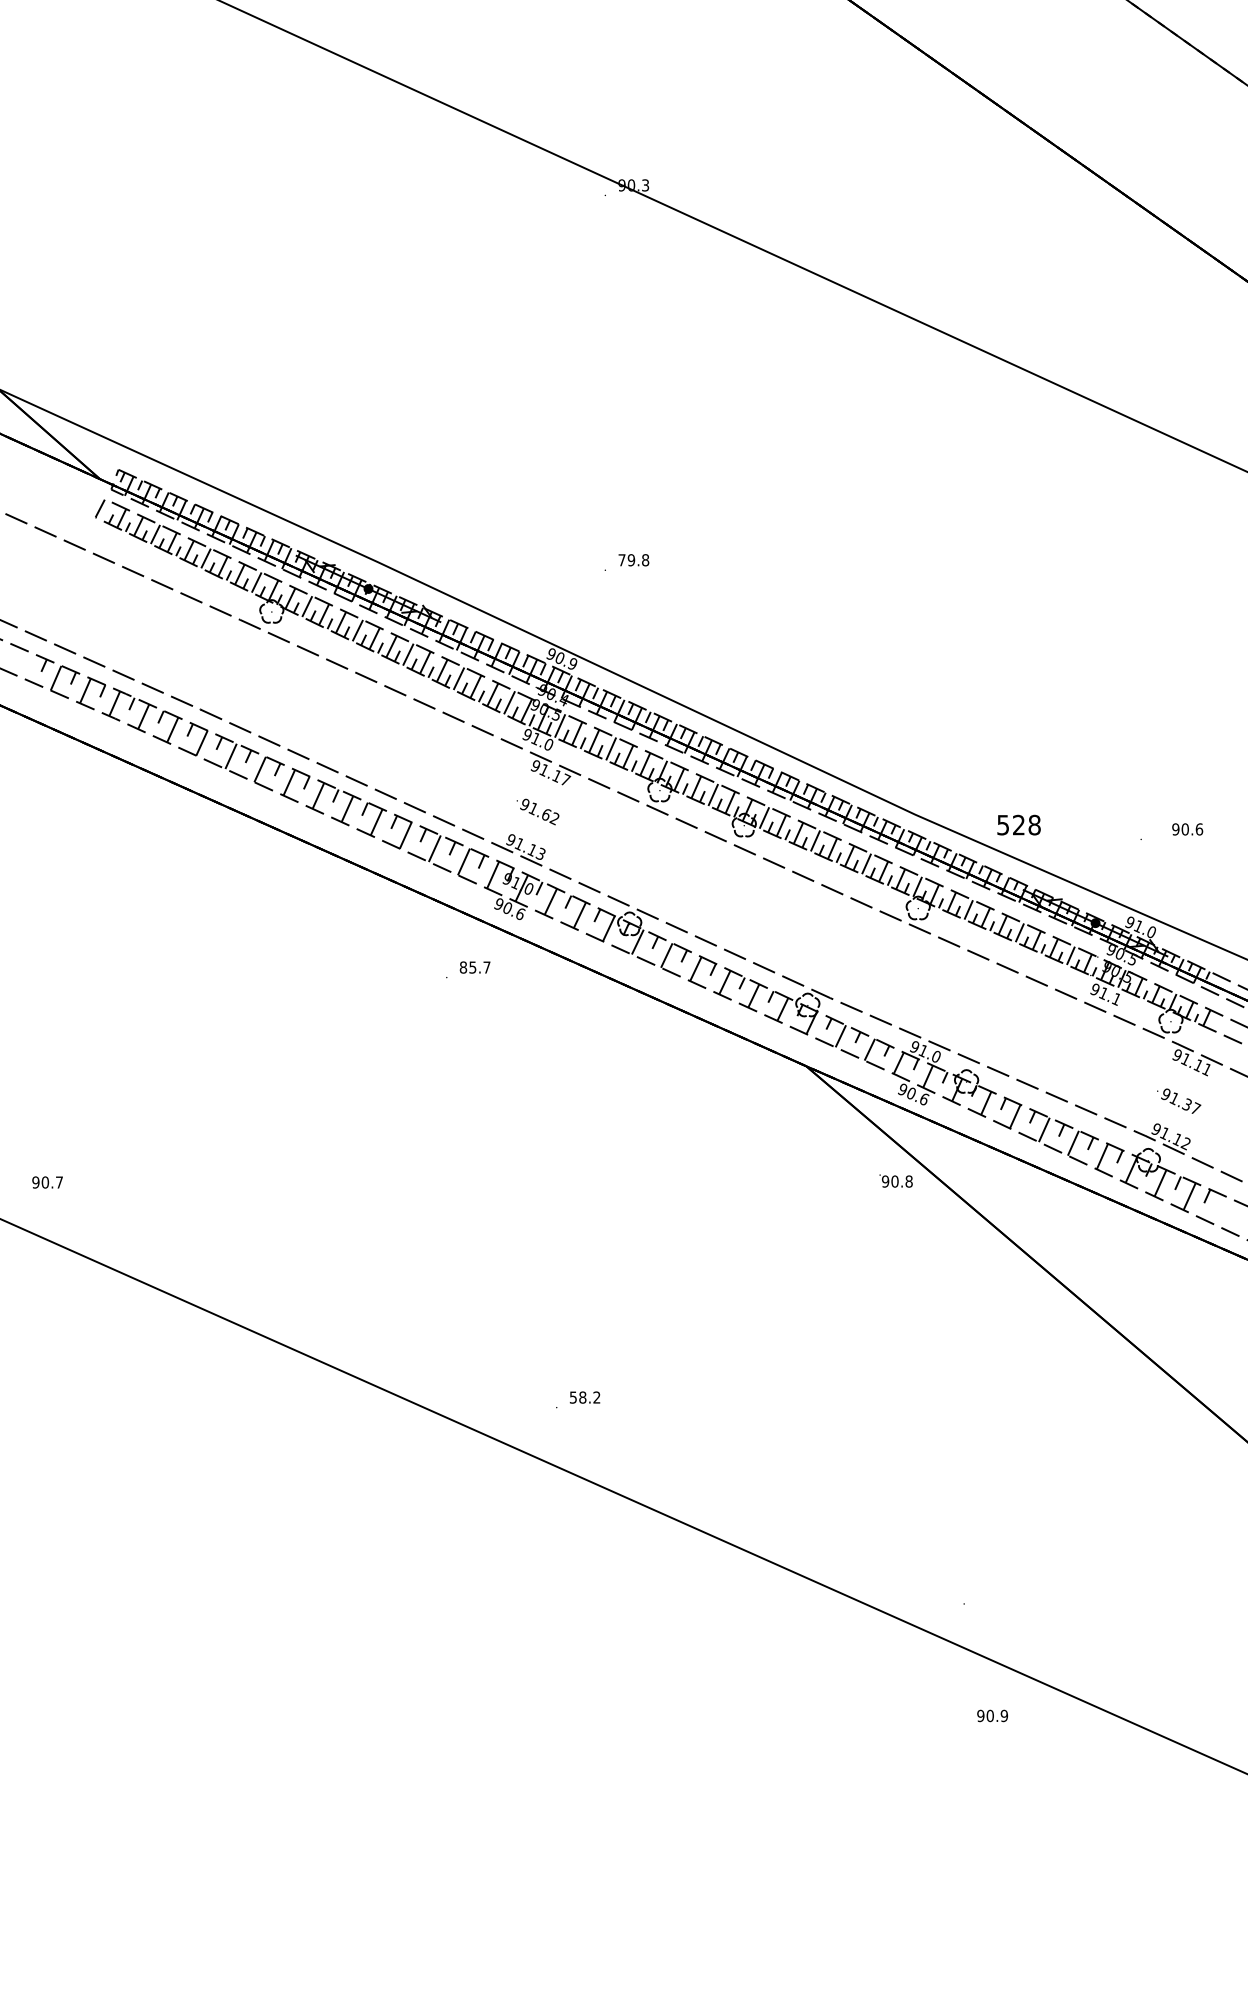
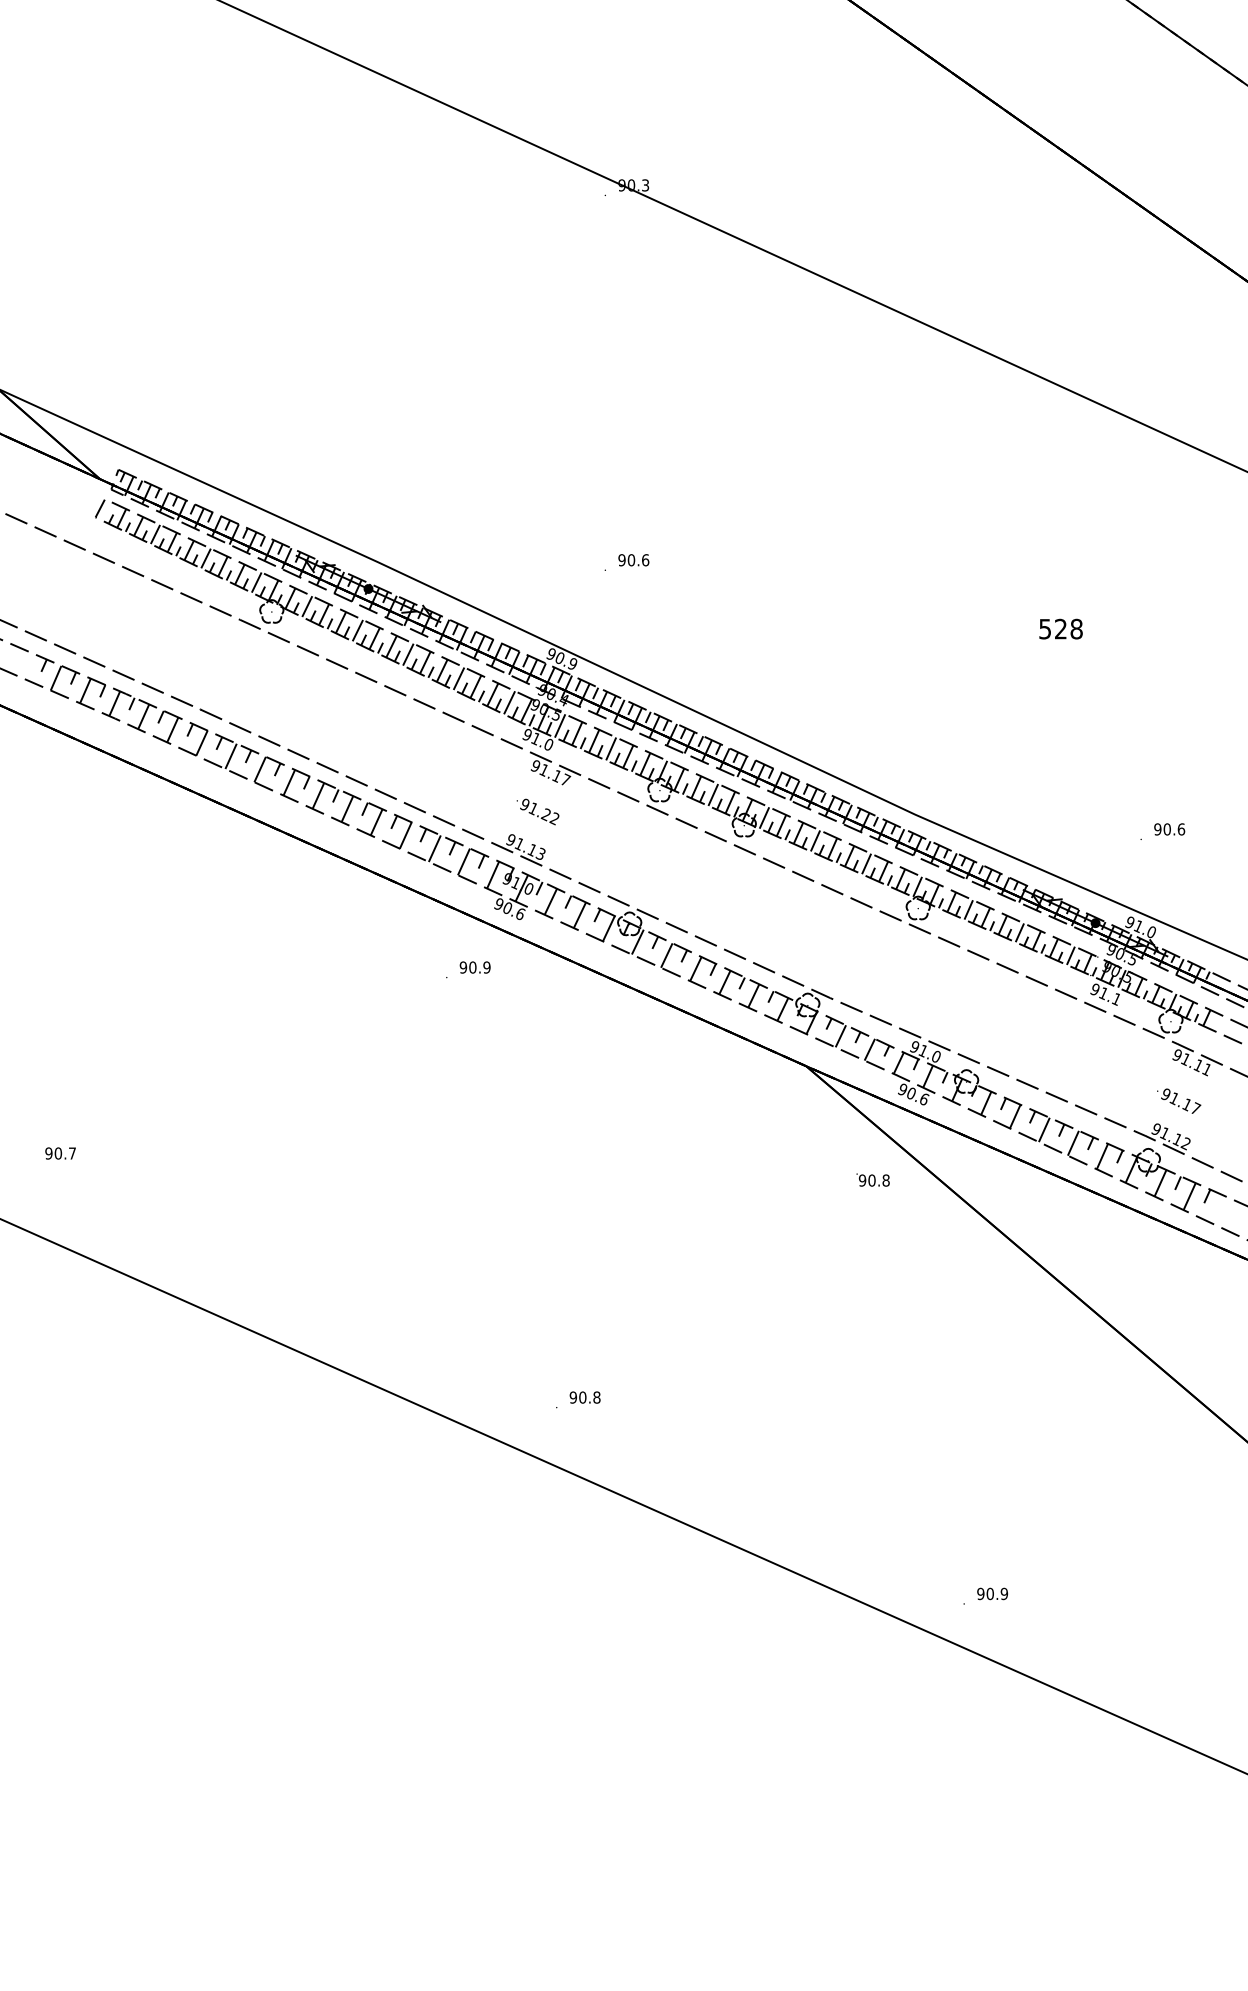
text: 79.8 -> 90.6 (633, 560)
text: 91.62 -> 91.22 (545, 814)
text position: (1018, 824) -> (1060, 628) (1060, 628)
text position: (1187, 829) -> (1169, 829) (1169, 829)
text: 85.7 -> 90.9 (474, 967)
text: 91.37 -> 91.17 (1186, 1104)
text position: (895, 1180) -> (872, 1179) (872, 1179)
text position: (47, 1182) -> (60, 1153) (60, 1153)
text: 58.2 -> 90.8 (584, 1397)
text position: (992, 1715) -> (992, 1593) (992, 1593)
